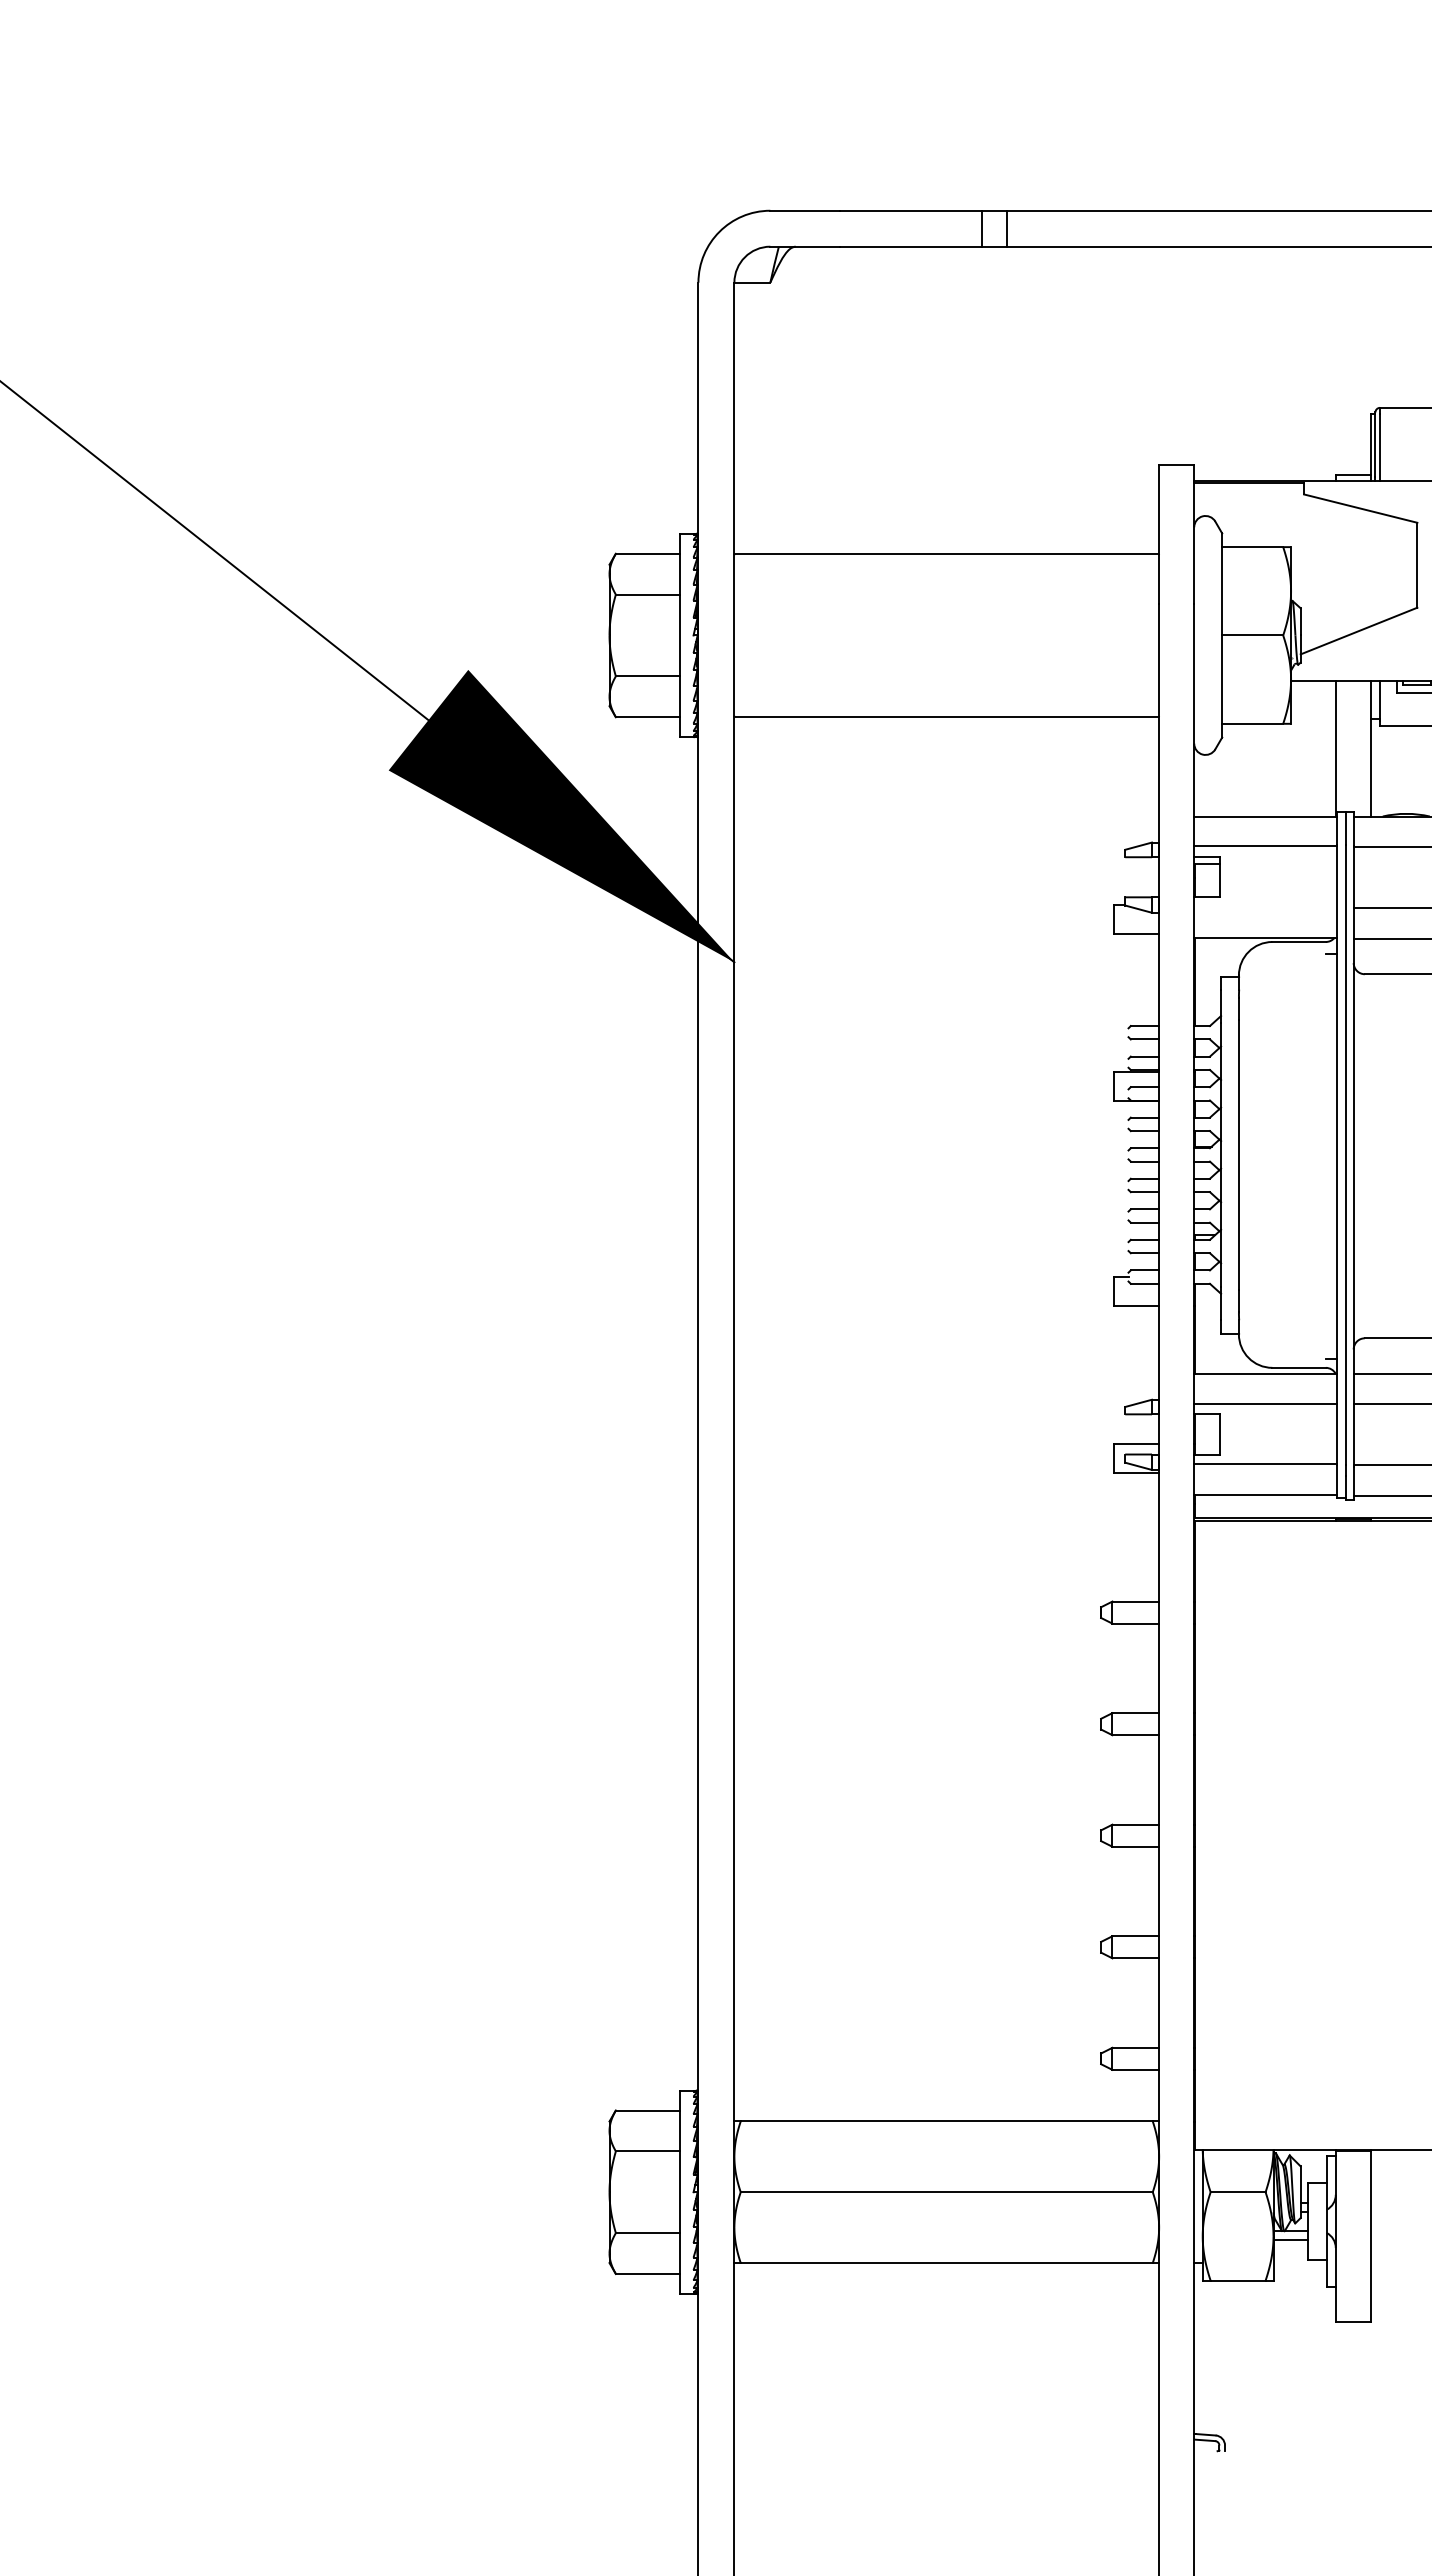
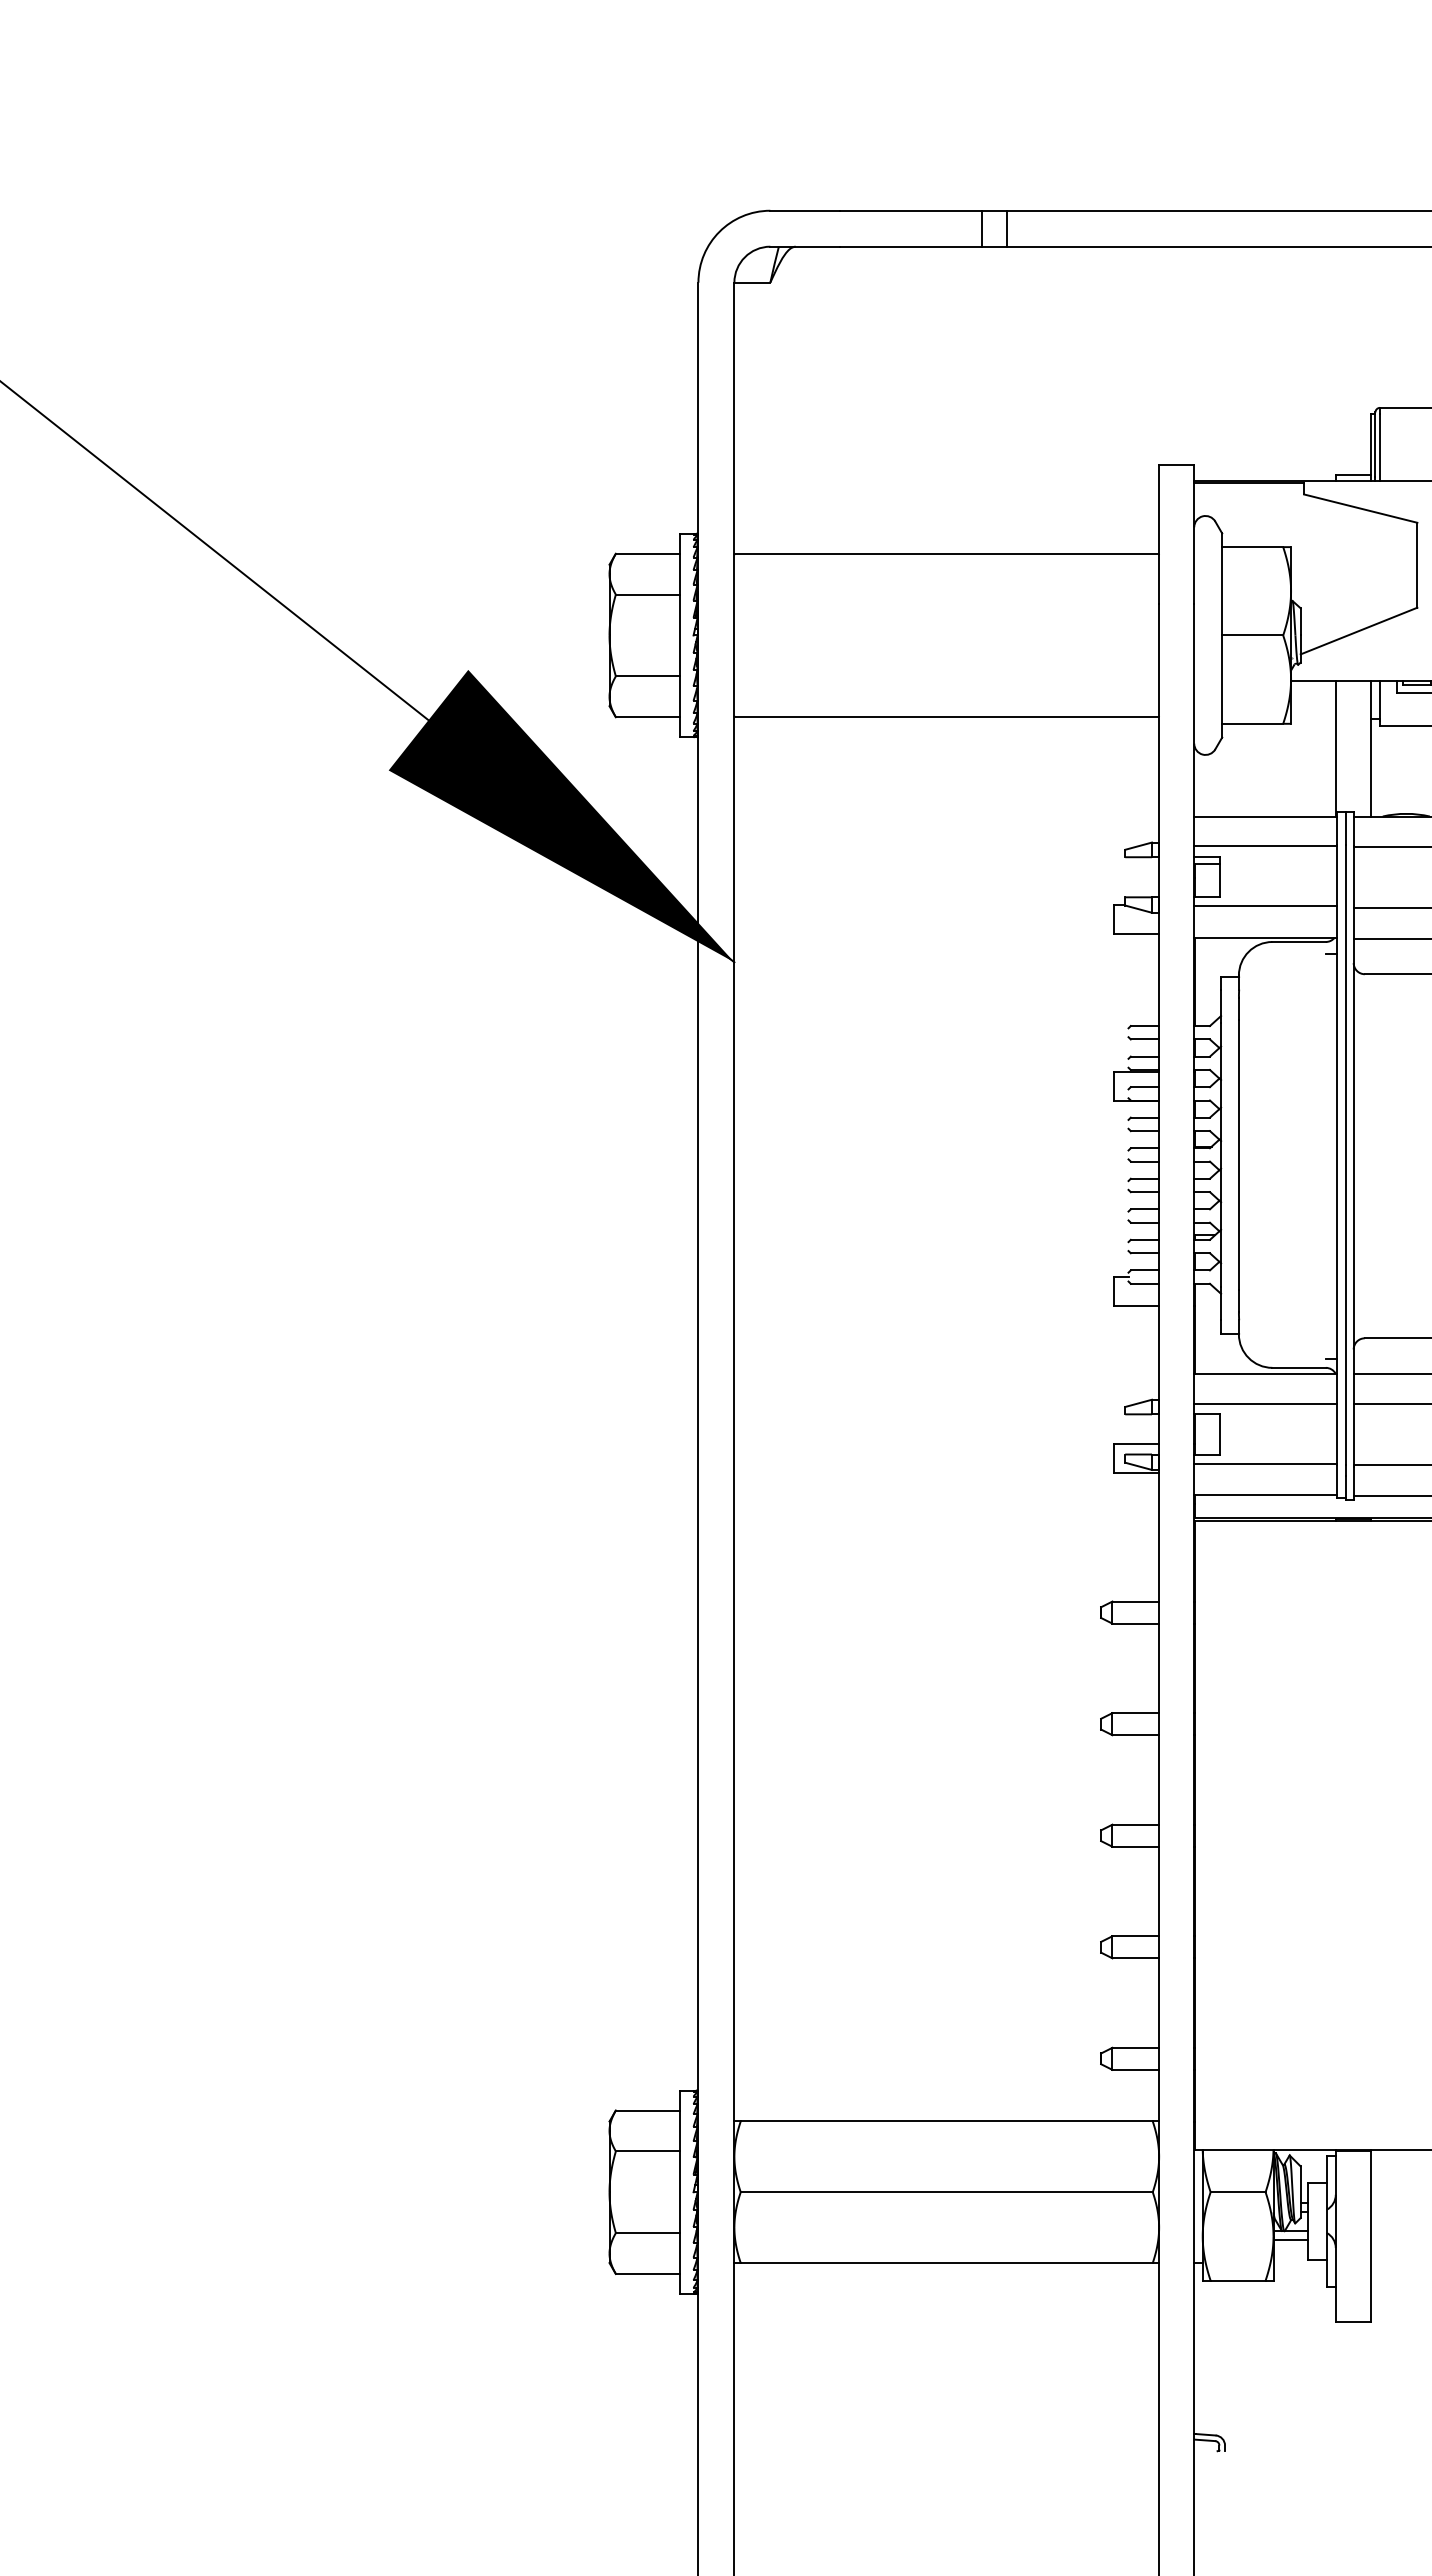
line: none -> present (1265, 906)
